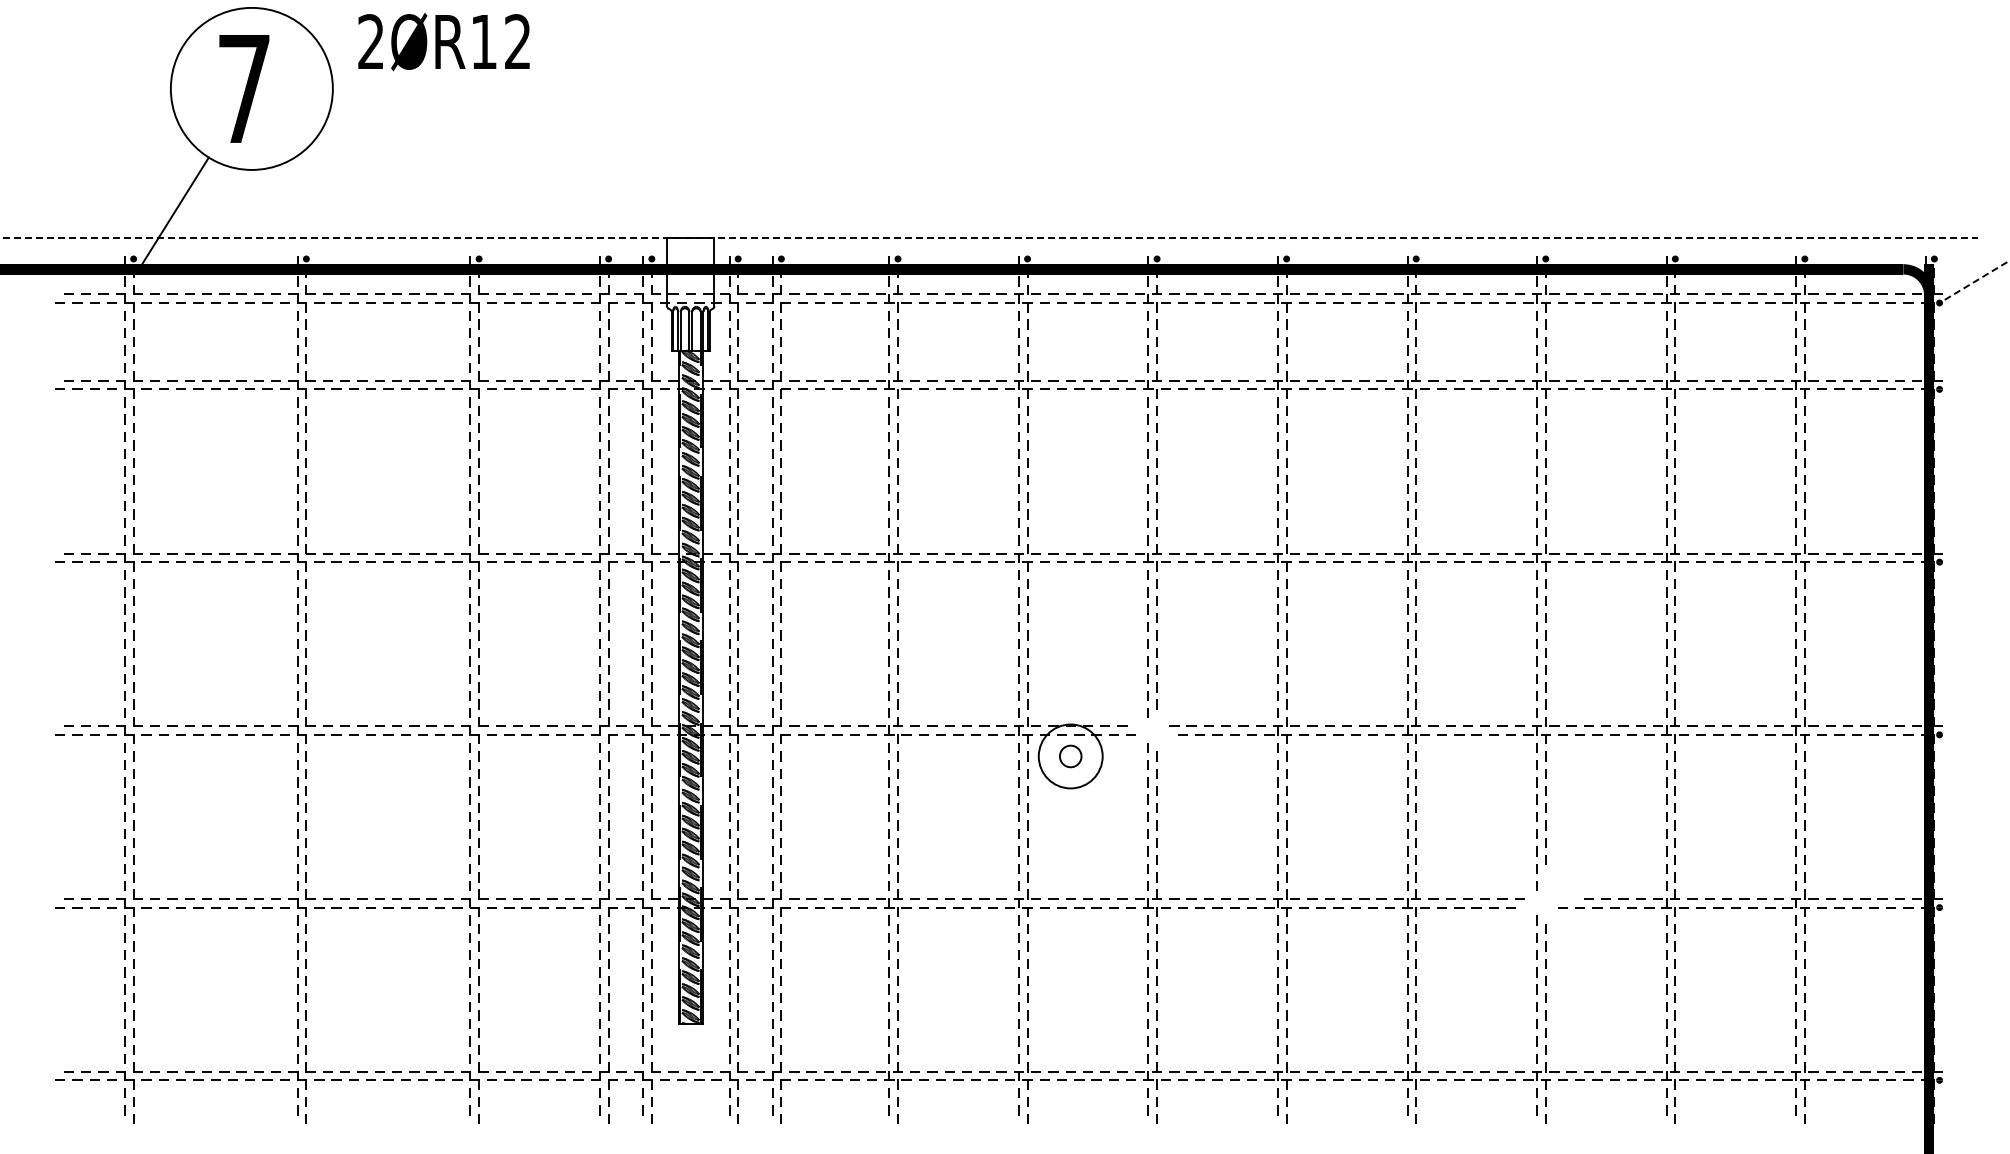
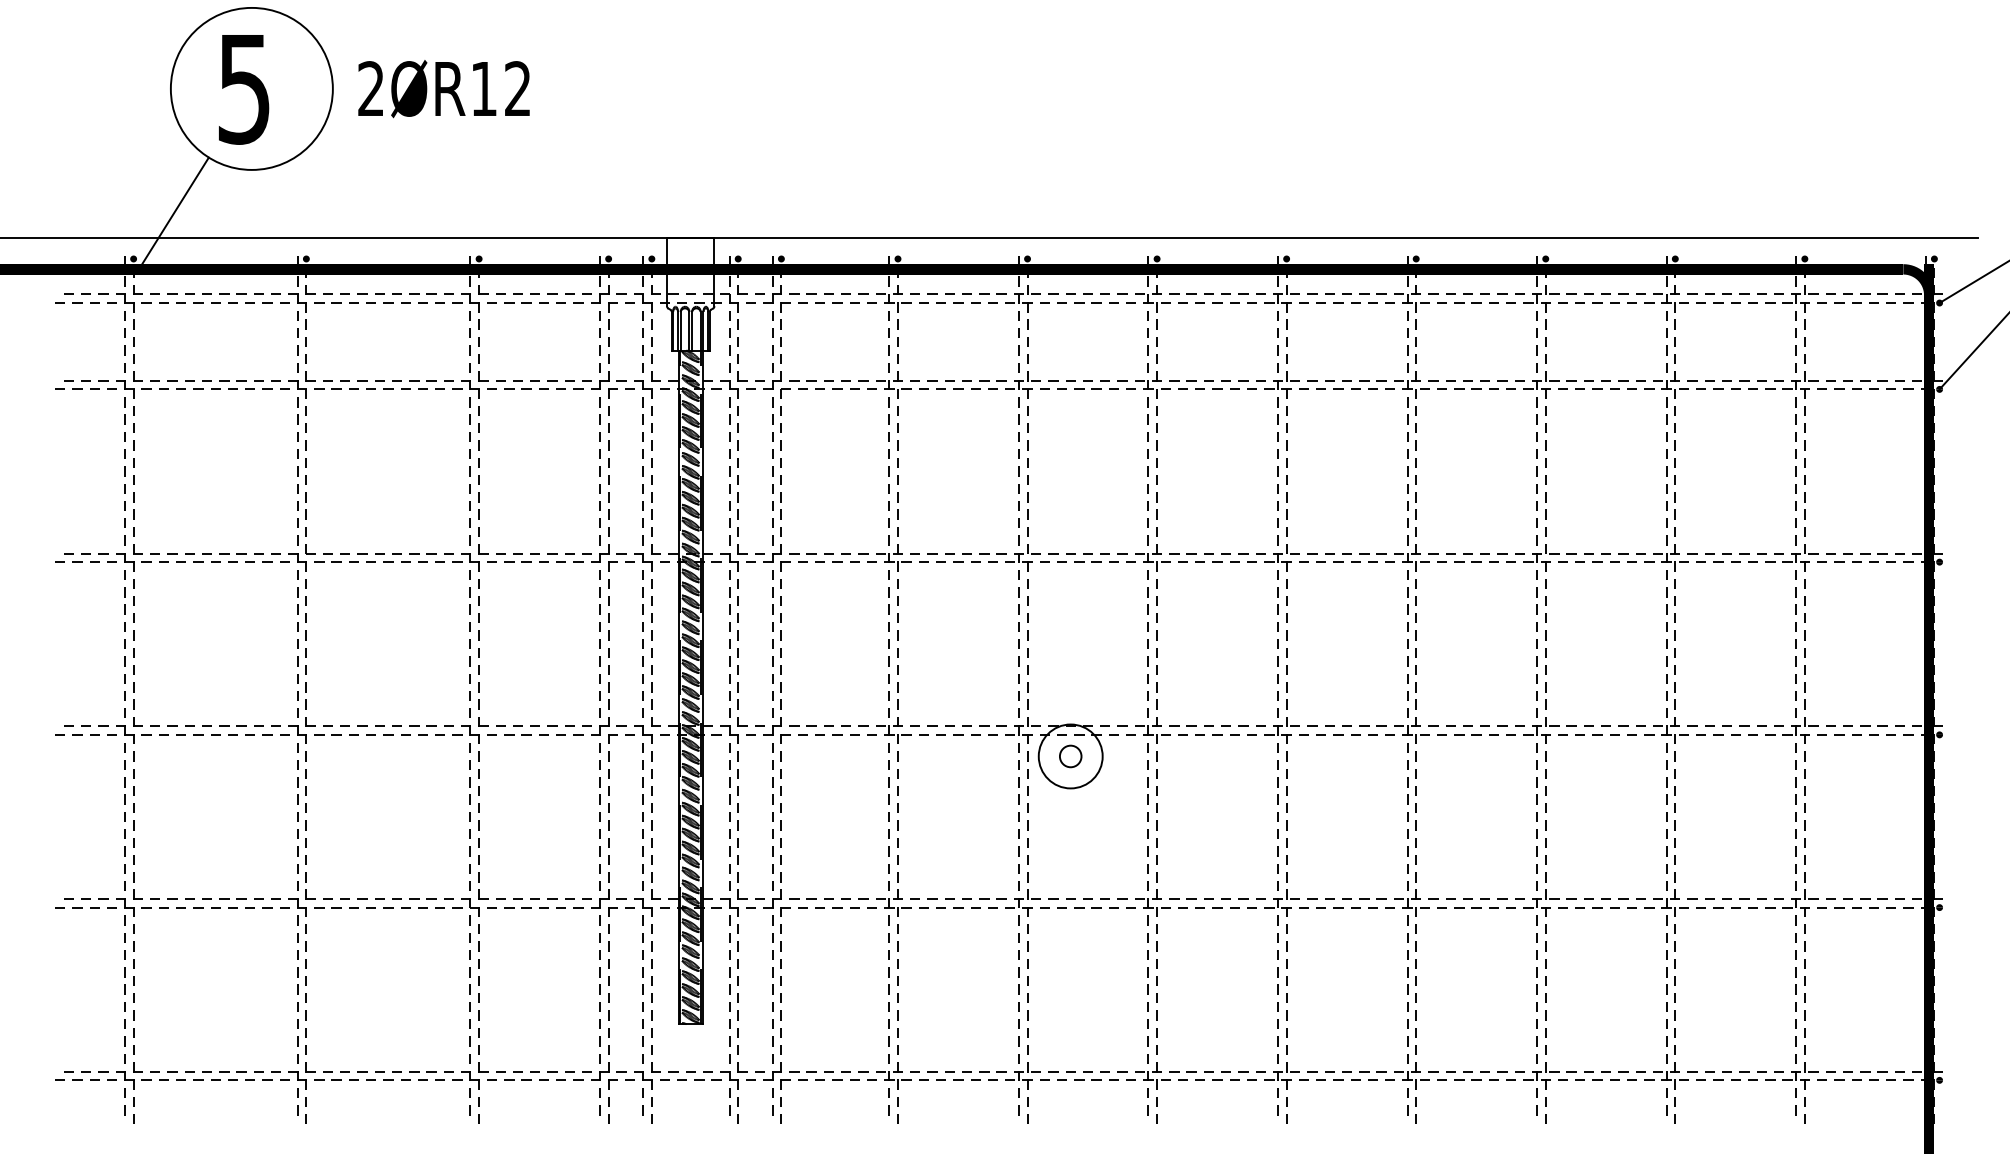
text position: (443, 42) -> (443, 89) (443, 89)
text: 7 -> 5 (243, 89)
line: dashed -> solid (988, 238)
line: dashed -> solid (1974, 281)
line: none -> present (1972, 352)
part: none -> present (1152, 730)
part: none -> present (1549, 894)
